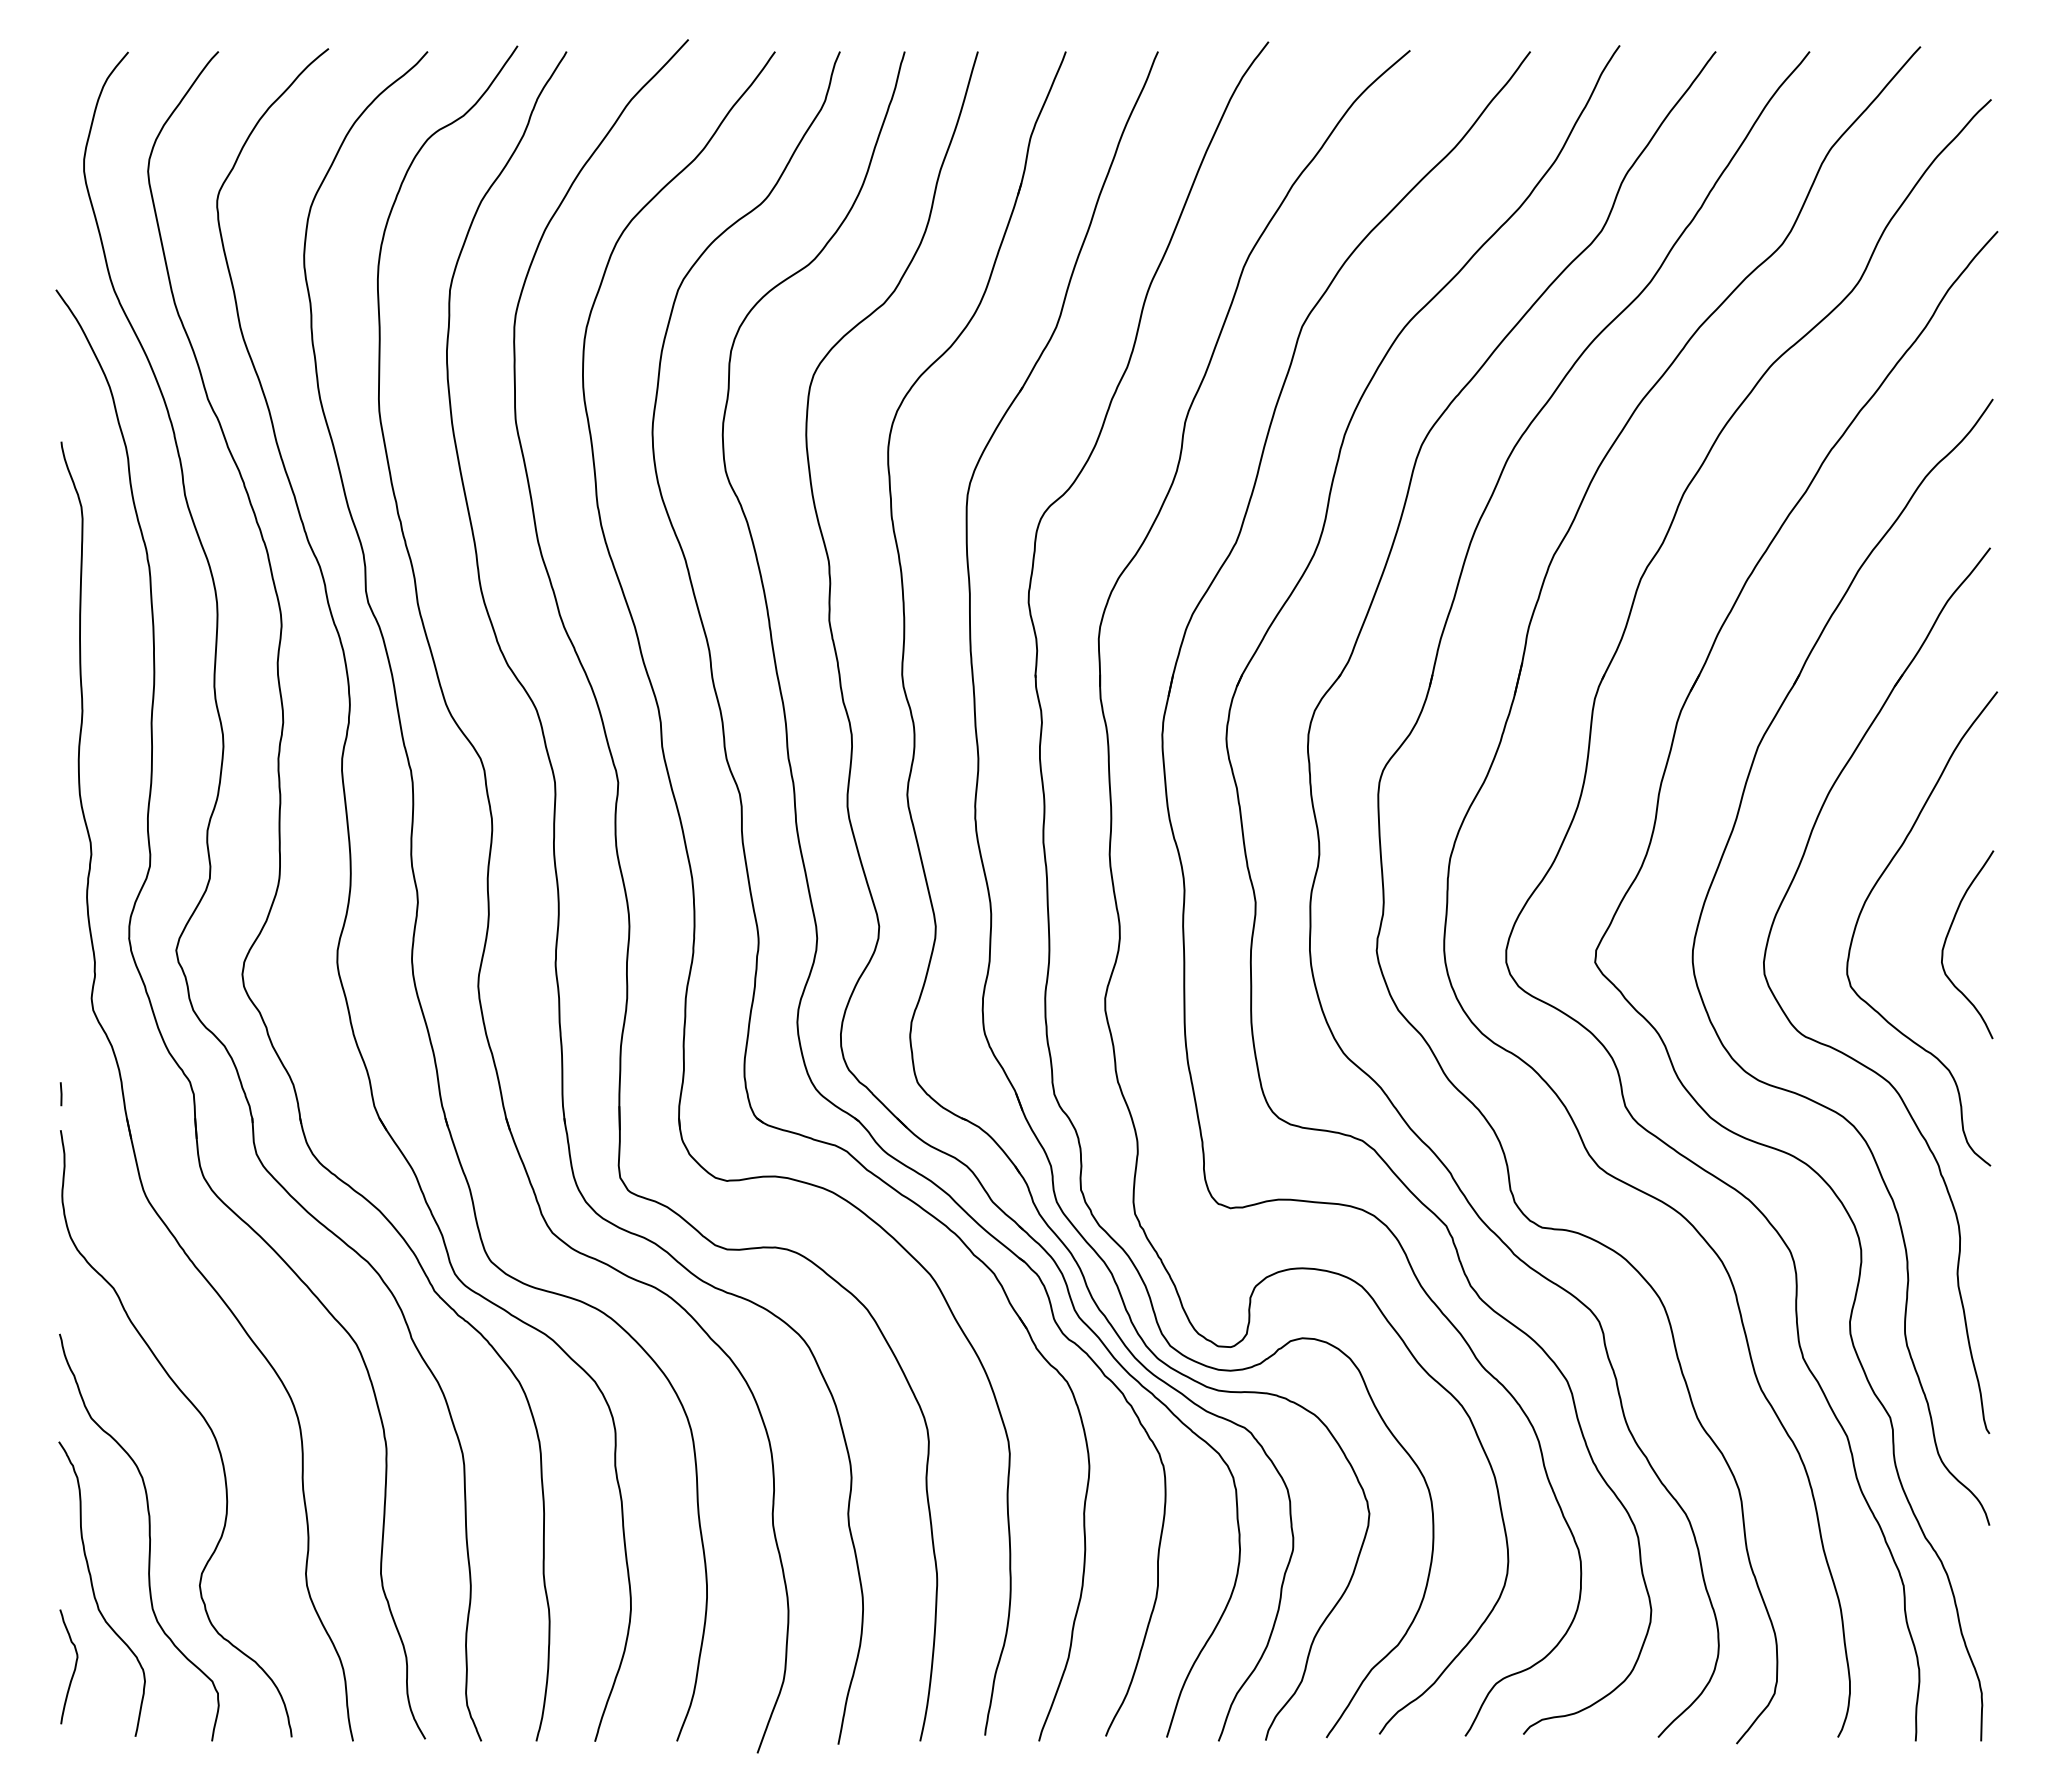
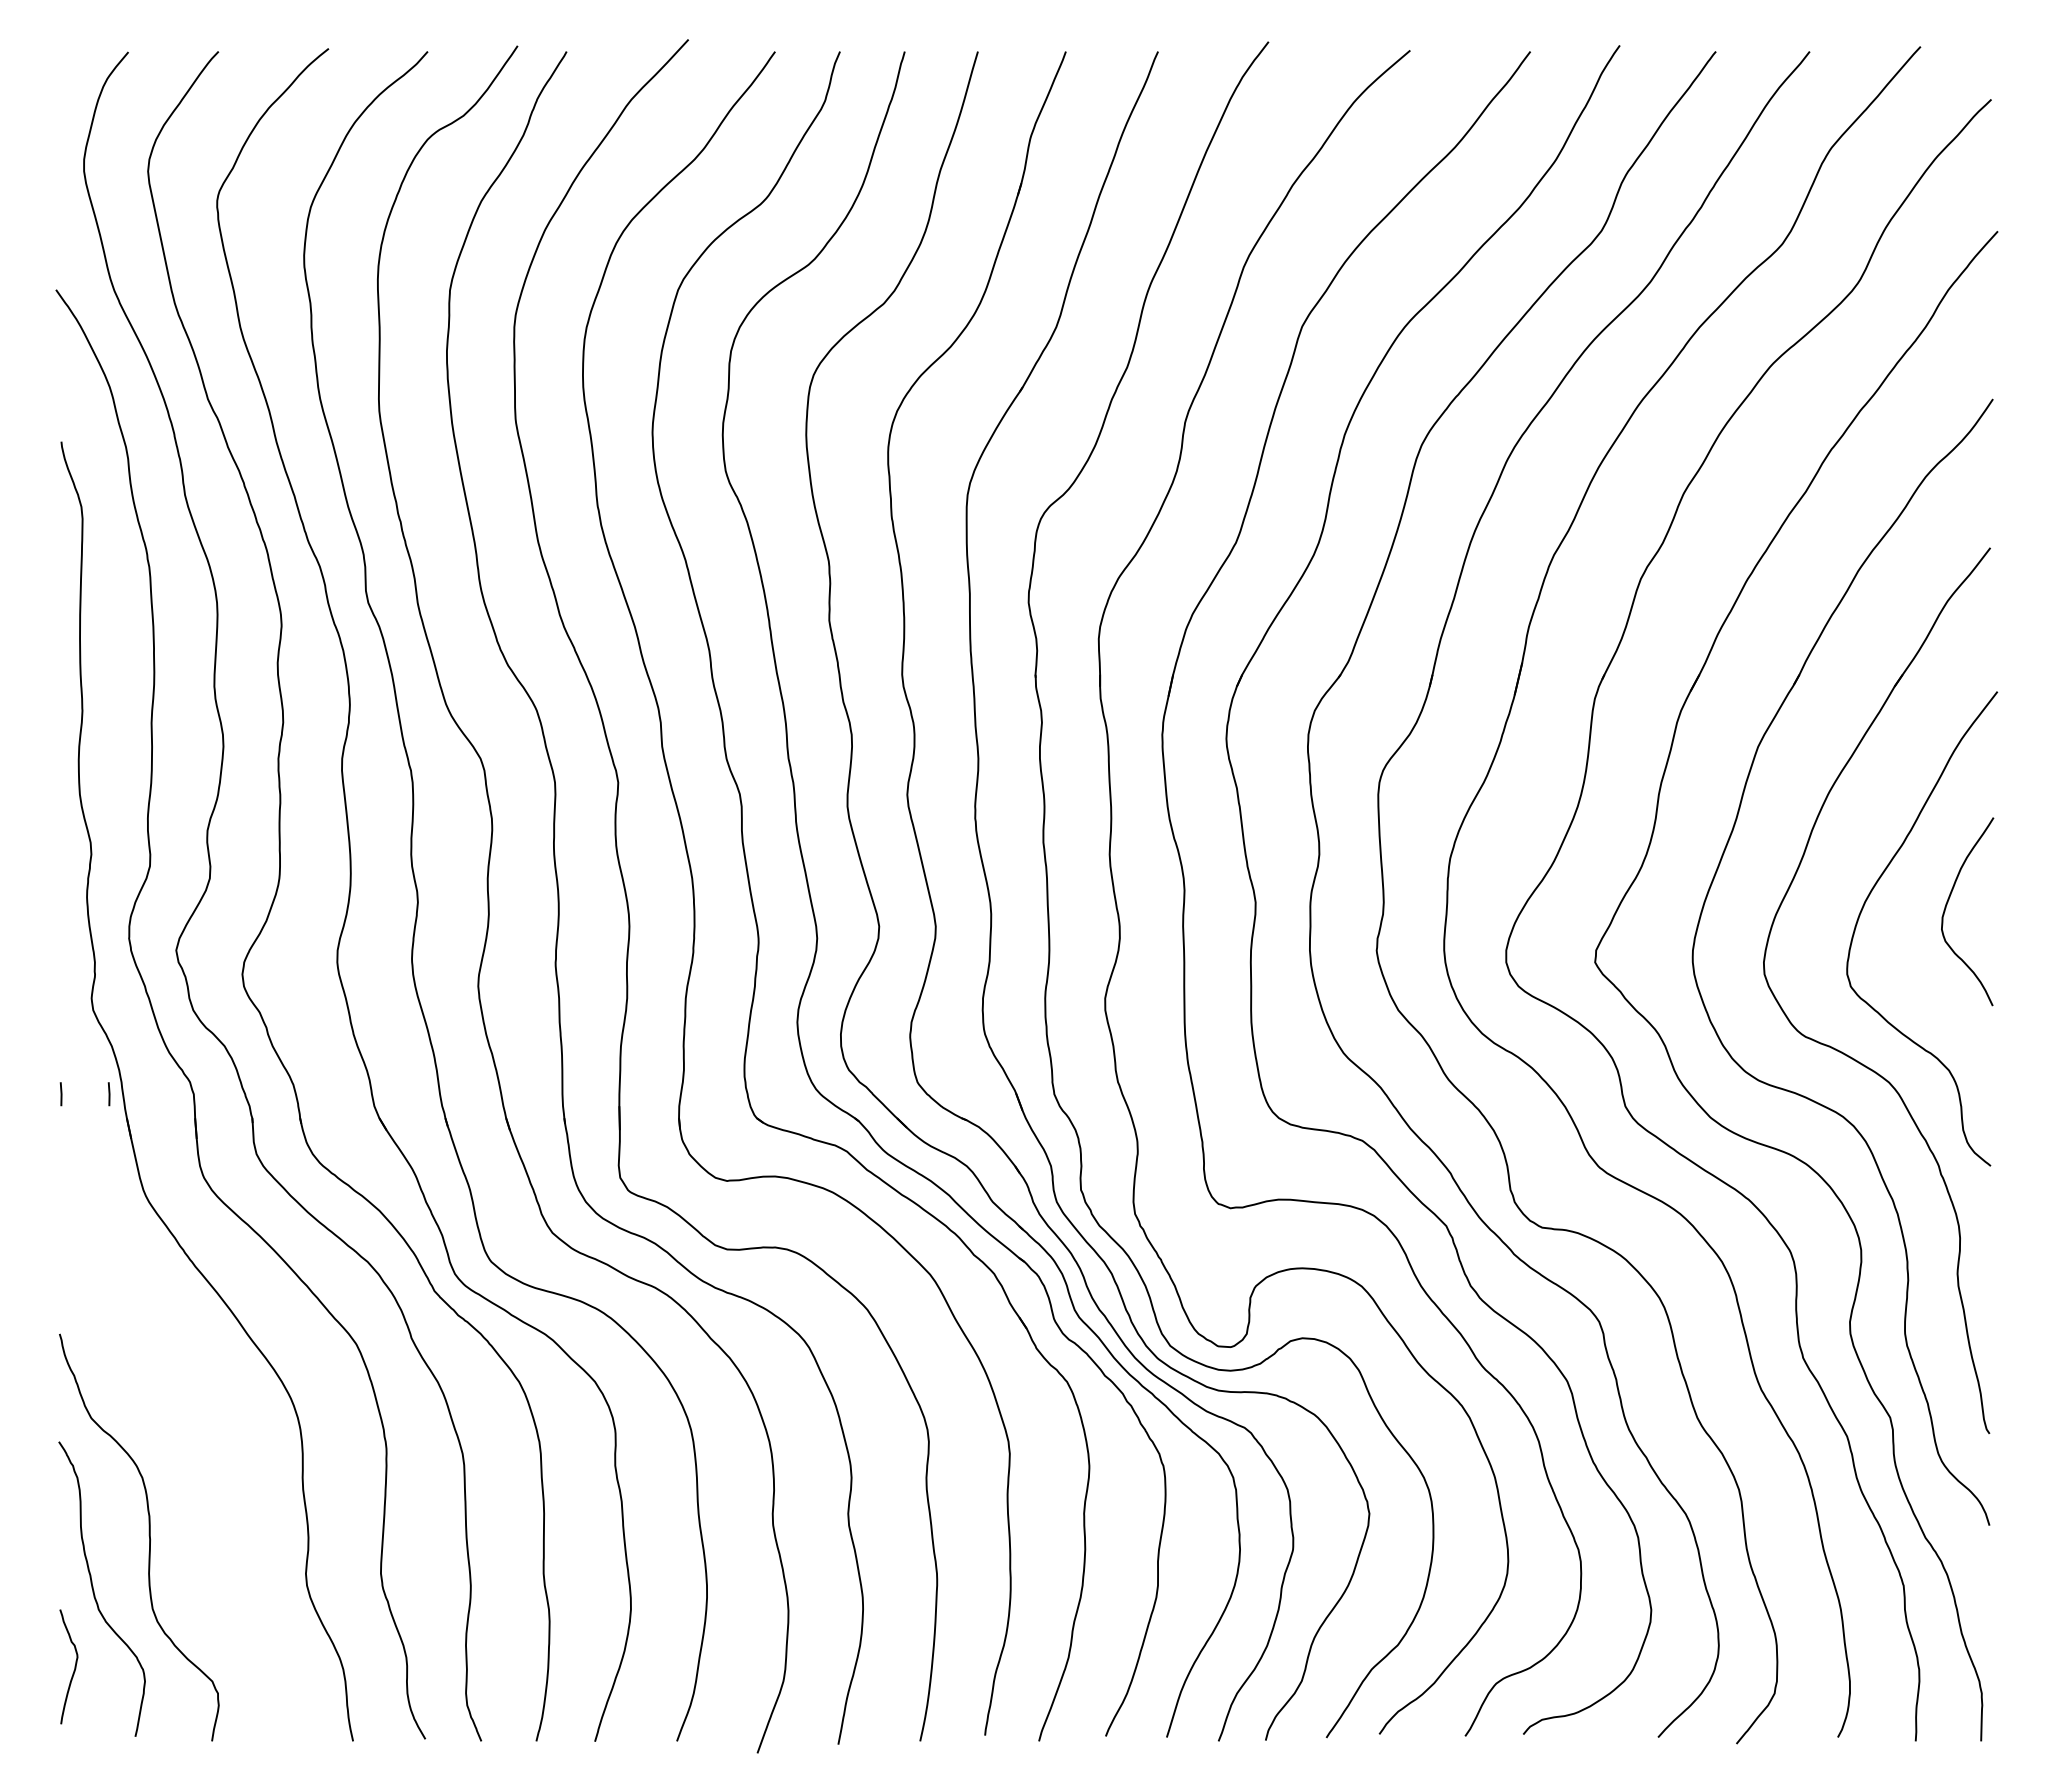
curve position: (1947, 938) -> (1947, 905) (1947, 905)
line: none -> present (108, 1094)
curve: present -> none (200, 1415)
